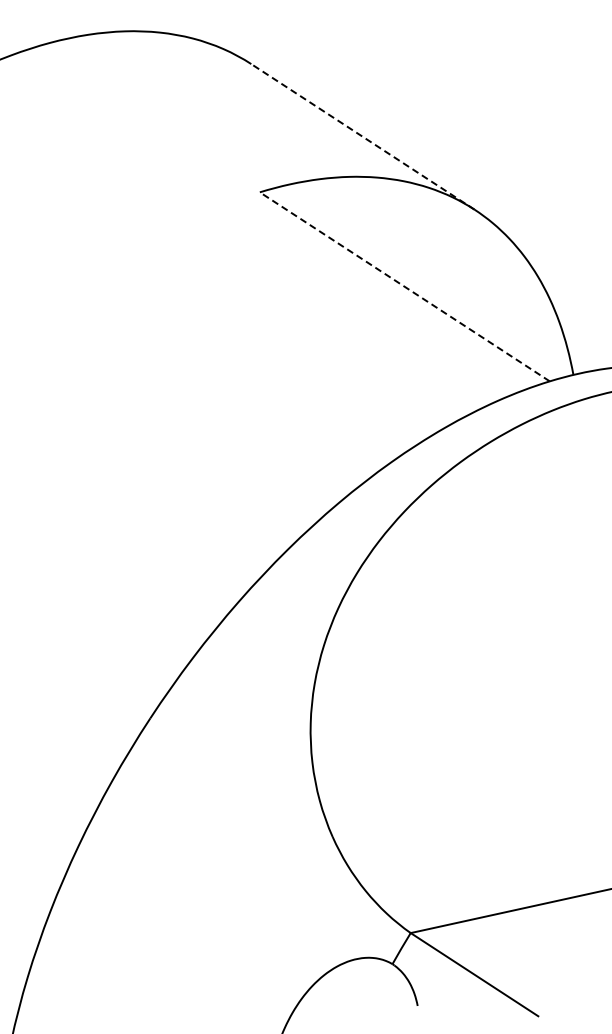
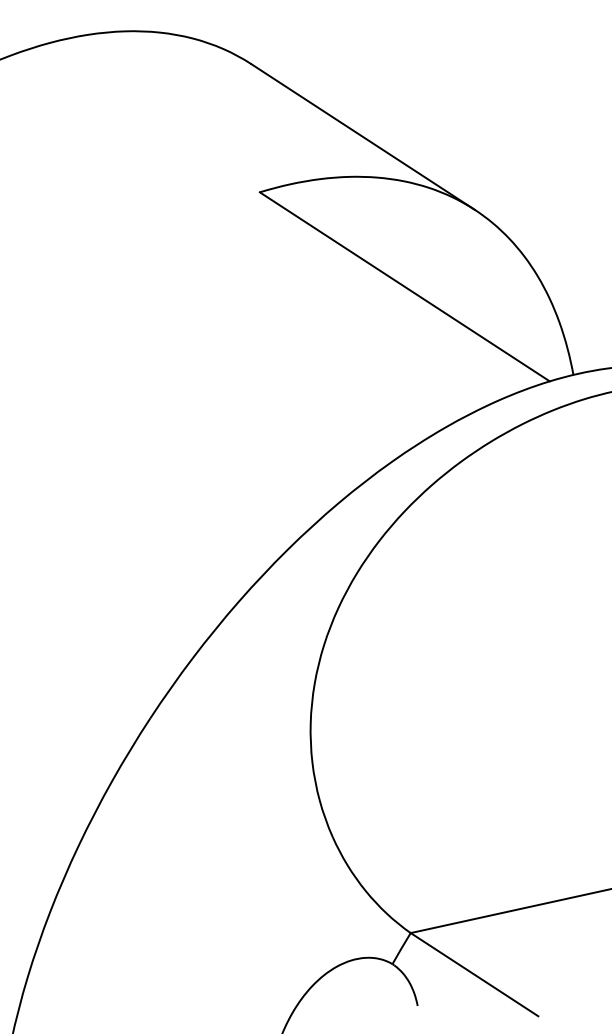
line: dashed -> solid (362, 136)
line: dashed -> solid (404, 286)
